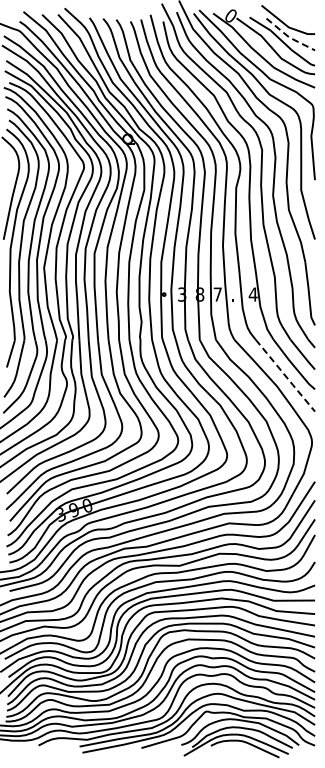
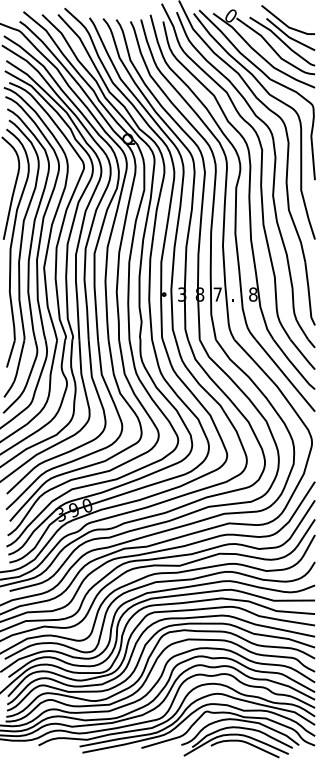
line: dashed -> solid (289, 37)
text: 4 -> 8 (252, 294)
line: dashed -> solid (285, 376)
